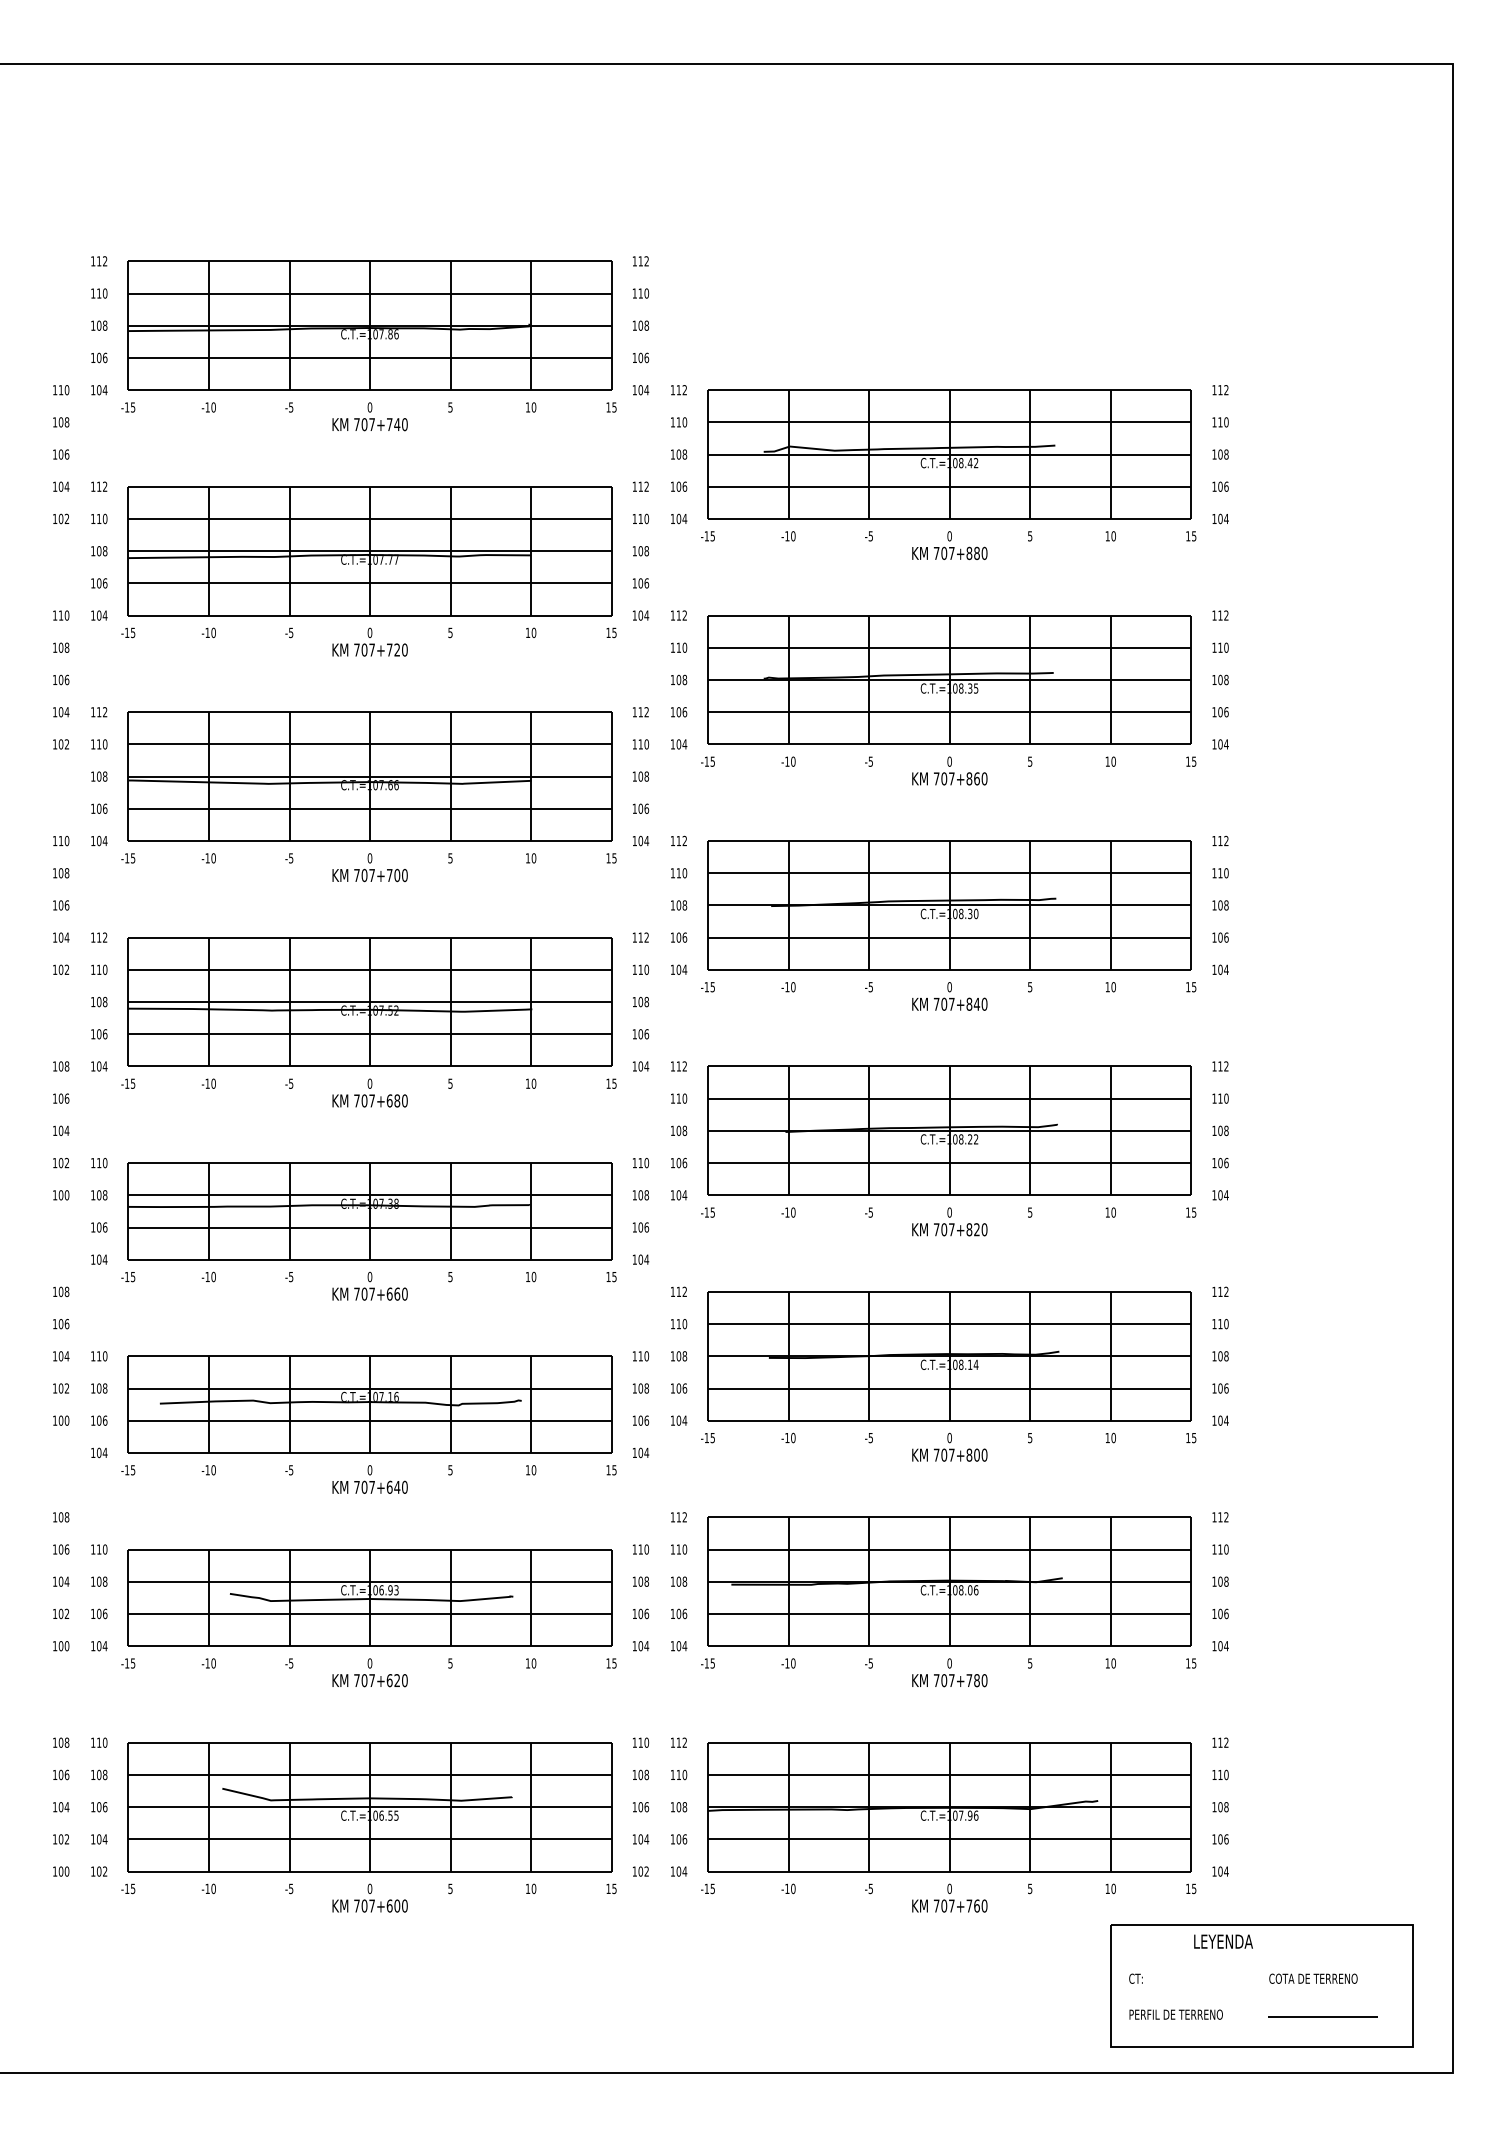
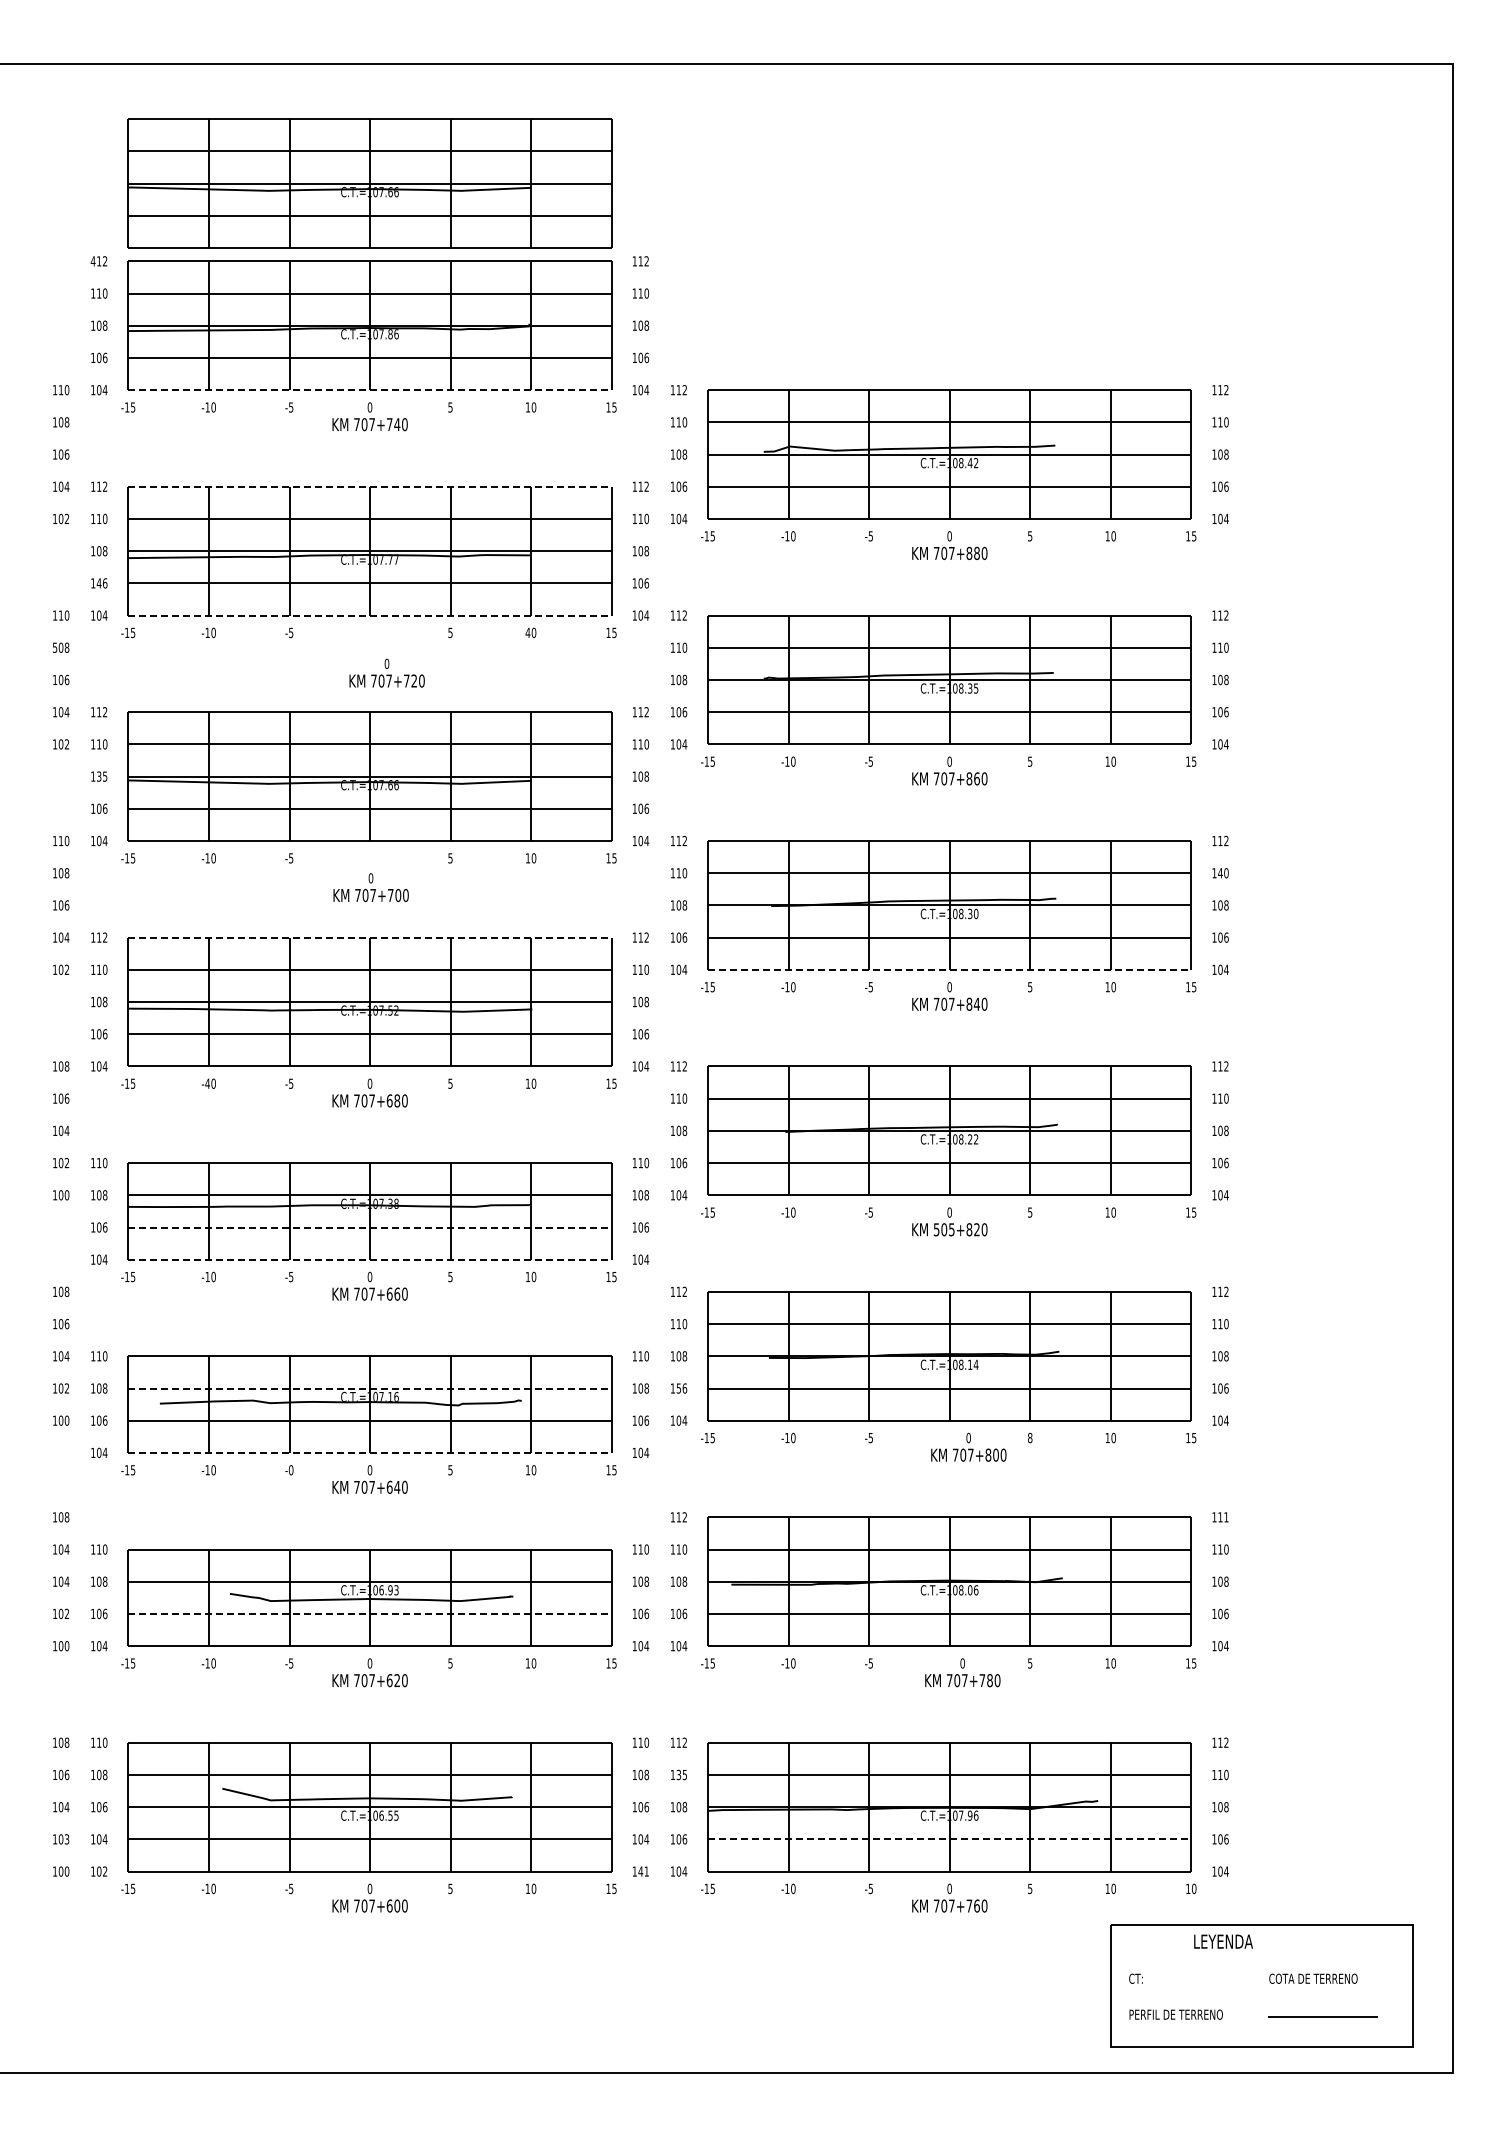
part: none -> present (369, 183)
text: 112 -> 412 (92, 261)
line: solid -> dashed (370, 390)
line: solid -> dashed (370, 486)
text: 106 -> 146 (98, 583)
line: solid -> dashed (370, 615)
text: 10 -> 40 (527, 632)
text position: (369, 641) -> (386, 672) (386, 672)
text: 108 -> 508 (55, 647)
text: 108 -> 135 (101, 776)
text position: (369, 867) -> (370, 887) (370, 887)
text: 110 -> 140 (1220, 873)
line: solid -> dashed (370, 937)
line: solid -> dashed (949, 969)
text: -10 -> -40 (207, 1083)
line: solid -> dashed (370, 1227)
text: 707+820 -> 505+820 (943, 1229)
line: solid -> dashed (370, 1259)
line: solid -> dashed (370, 1388)
text: 106 -> 156 (678, 1388)
text: 5 -> 8 (1030, 1437)
text position: (949, 1446) -> (968, 1446) (968, 1446)
line: solid -> dashed (370, 1452)
text: -5 -> -0 (290, 1470)
text: 112 -> 111 (1226, 1517)
text: 106 -> 104 (66, 1549)
line: solid -> dashed (370, 1613)
text position: (949, 1672) -> (962, 1672) (962, 1672)
text: 110 -> 135 (681, 1774)
text: 102 -> 103 (66, 1839)
line: solid -> dashed (949, 1839)
text: 102 -> 141 (643, 1871)
text: 15 -> 10 (1194, 1888)
